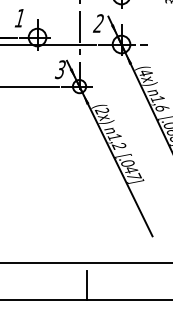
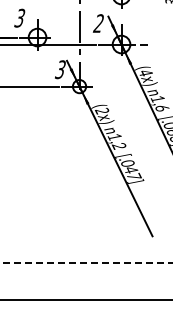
text: 1 -> 3 (19, 17)
line: solid -> dashed (86, 263)
line: present -> none (86, 284)
